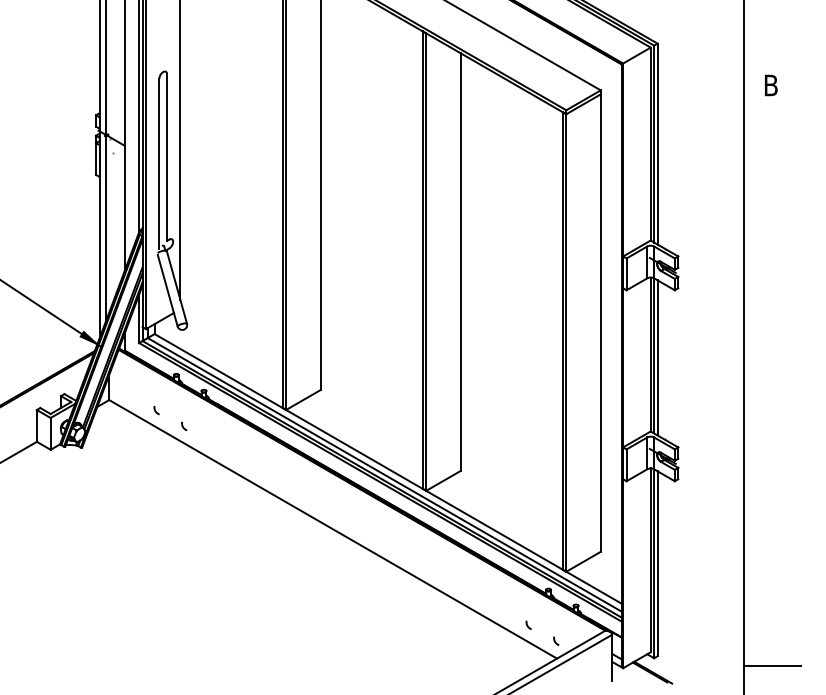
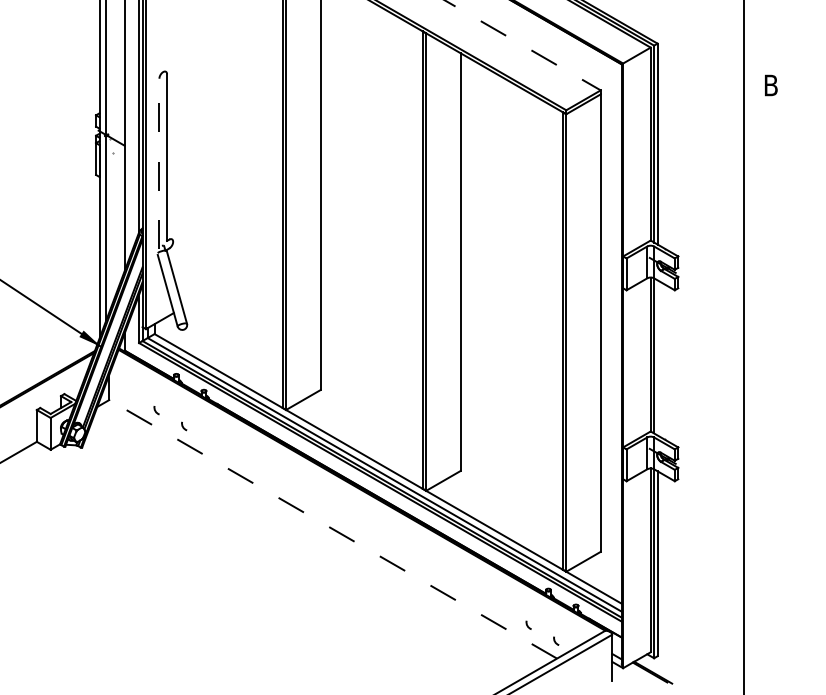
line: solid -> dashed (522, 45)
line: present -> none (180, 151)
line: solid -> dashed (159, 163)
line: present -> none (657, 357)
line: solid -> dashed (333, 529)
line: present -> none (772, 666)
